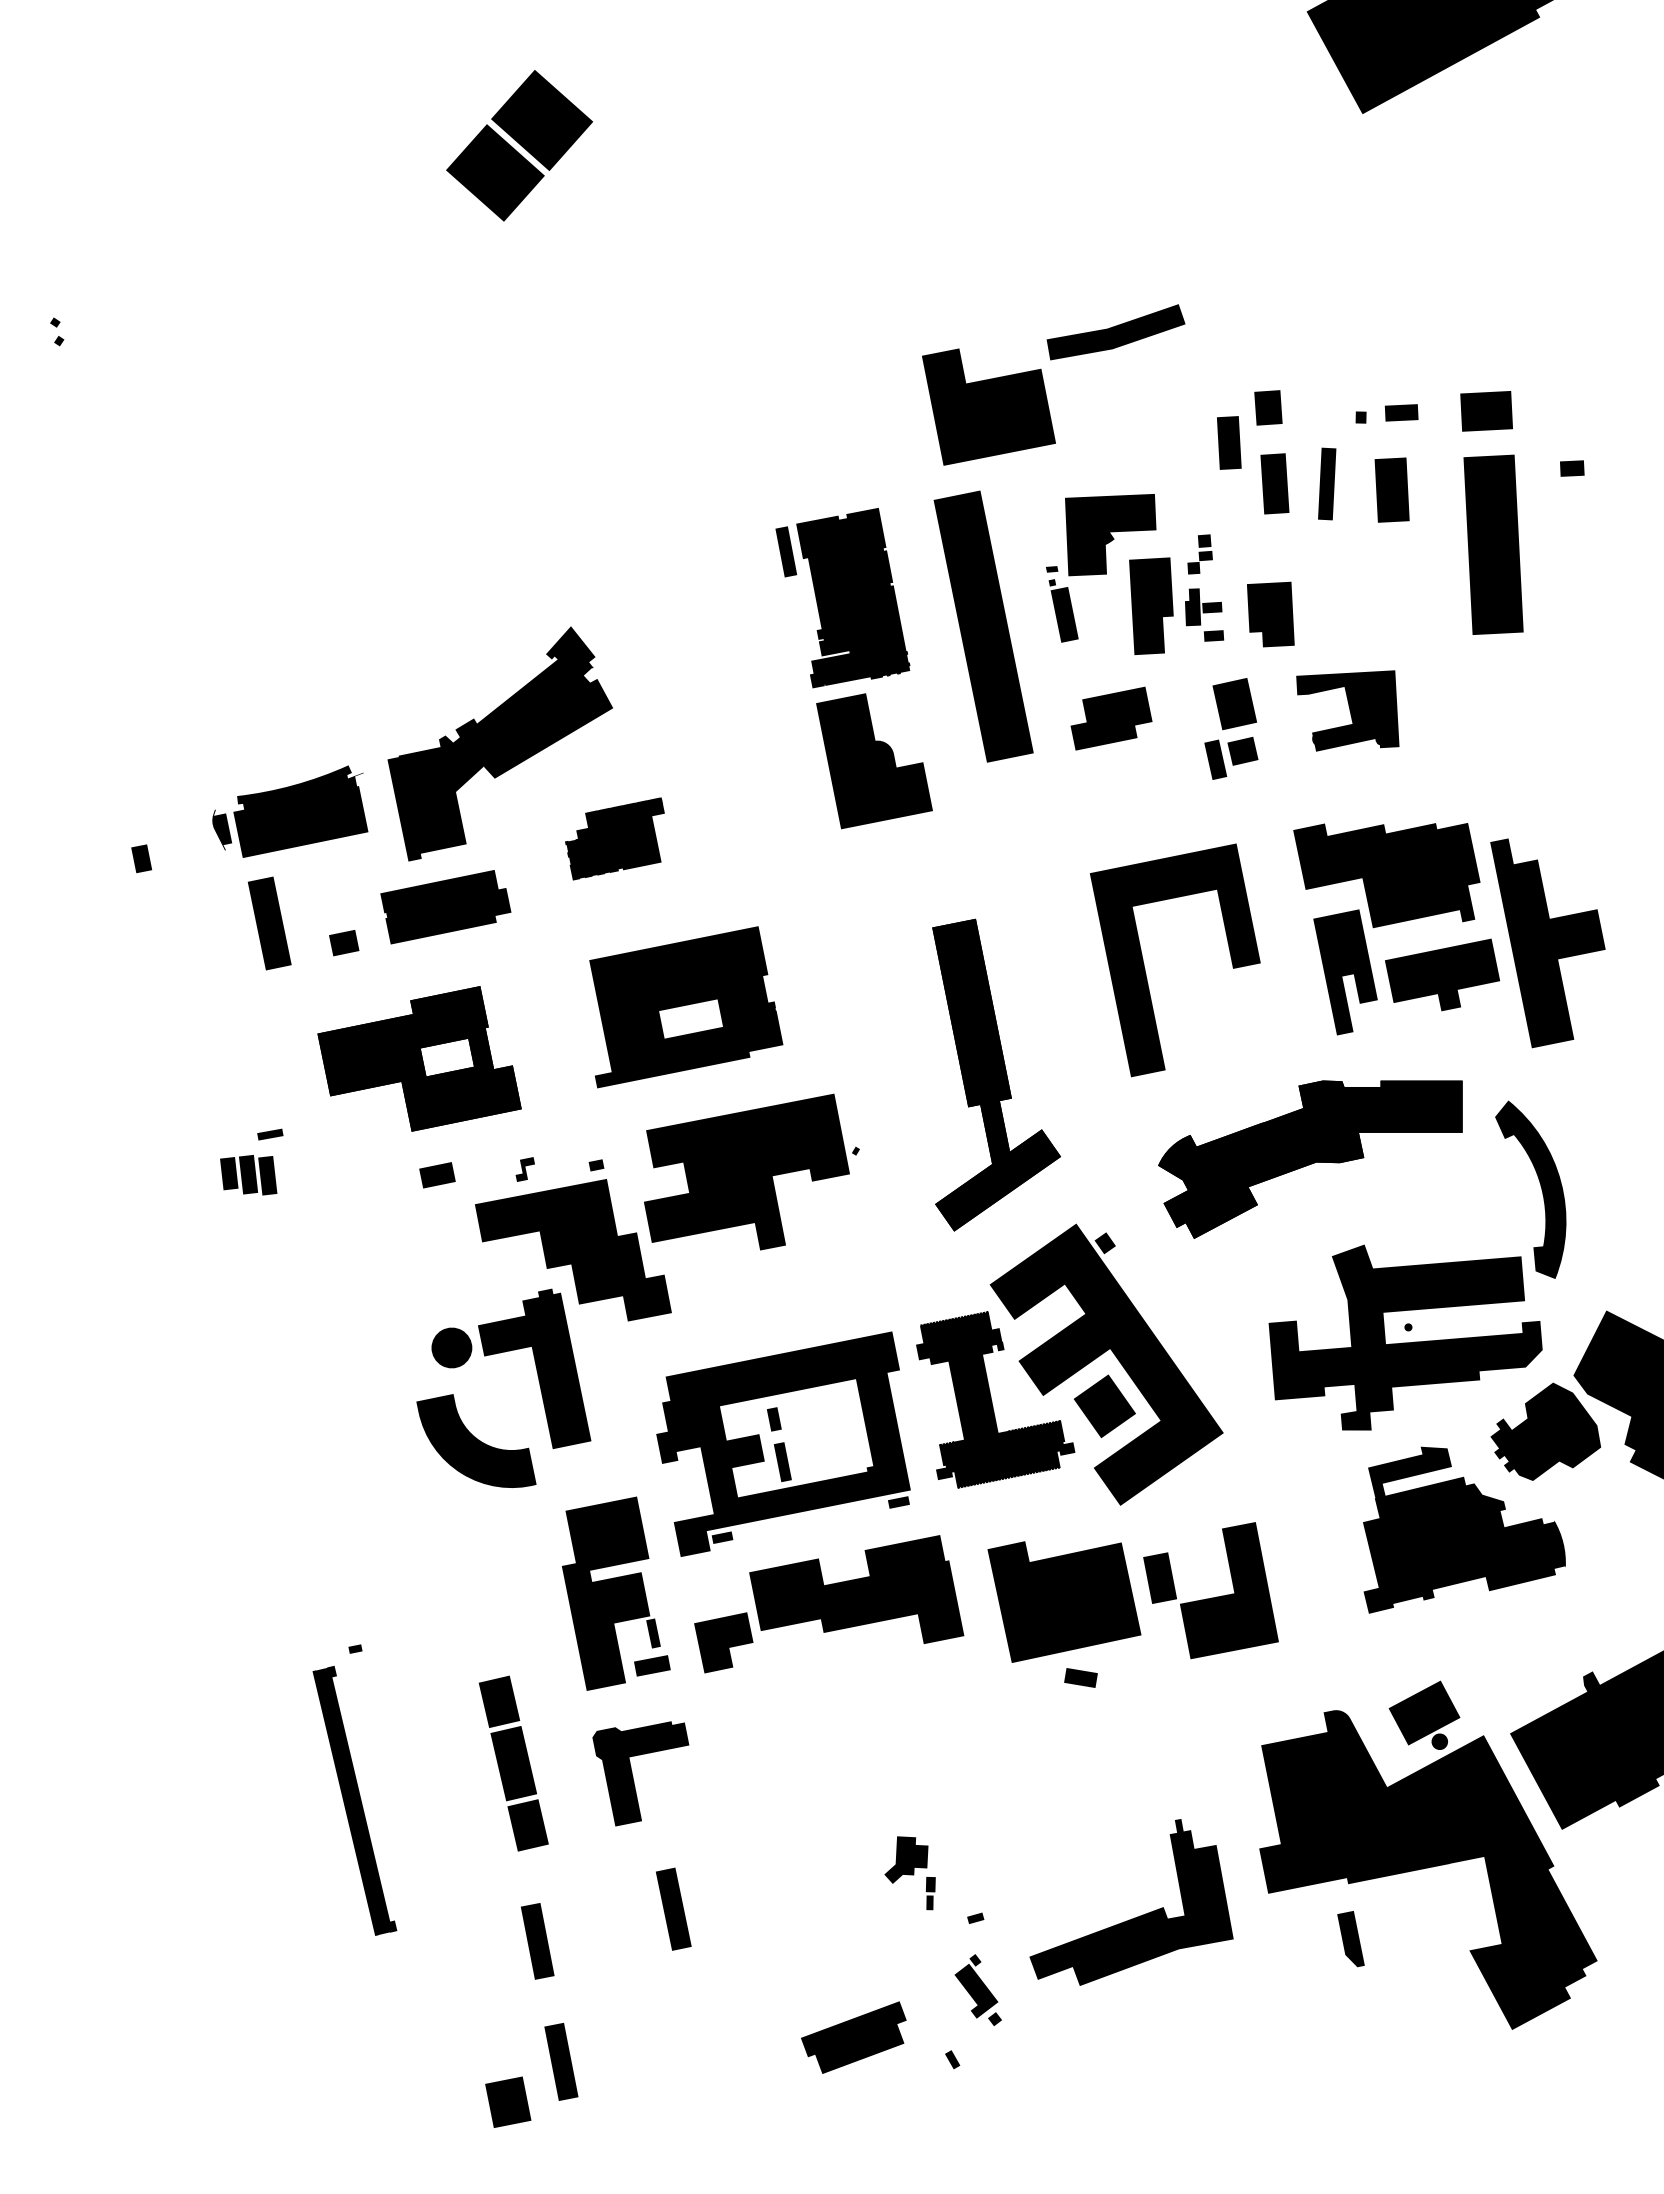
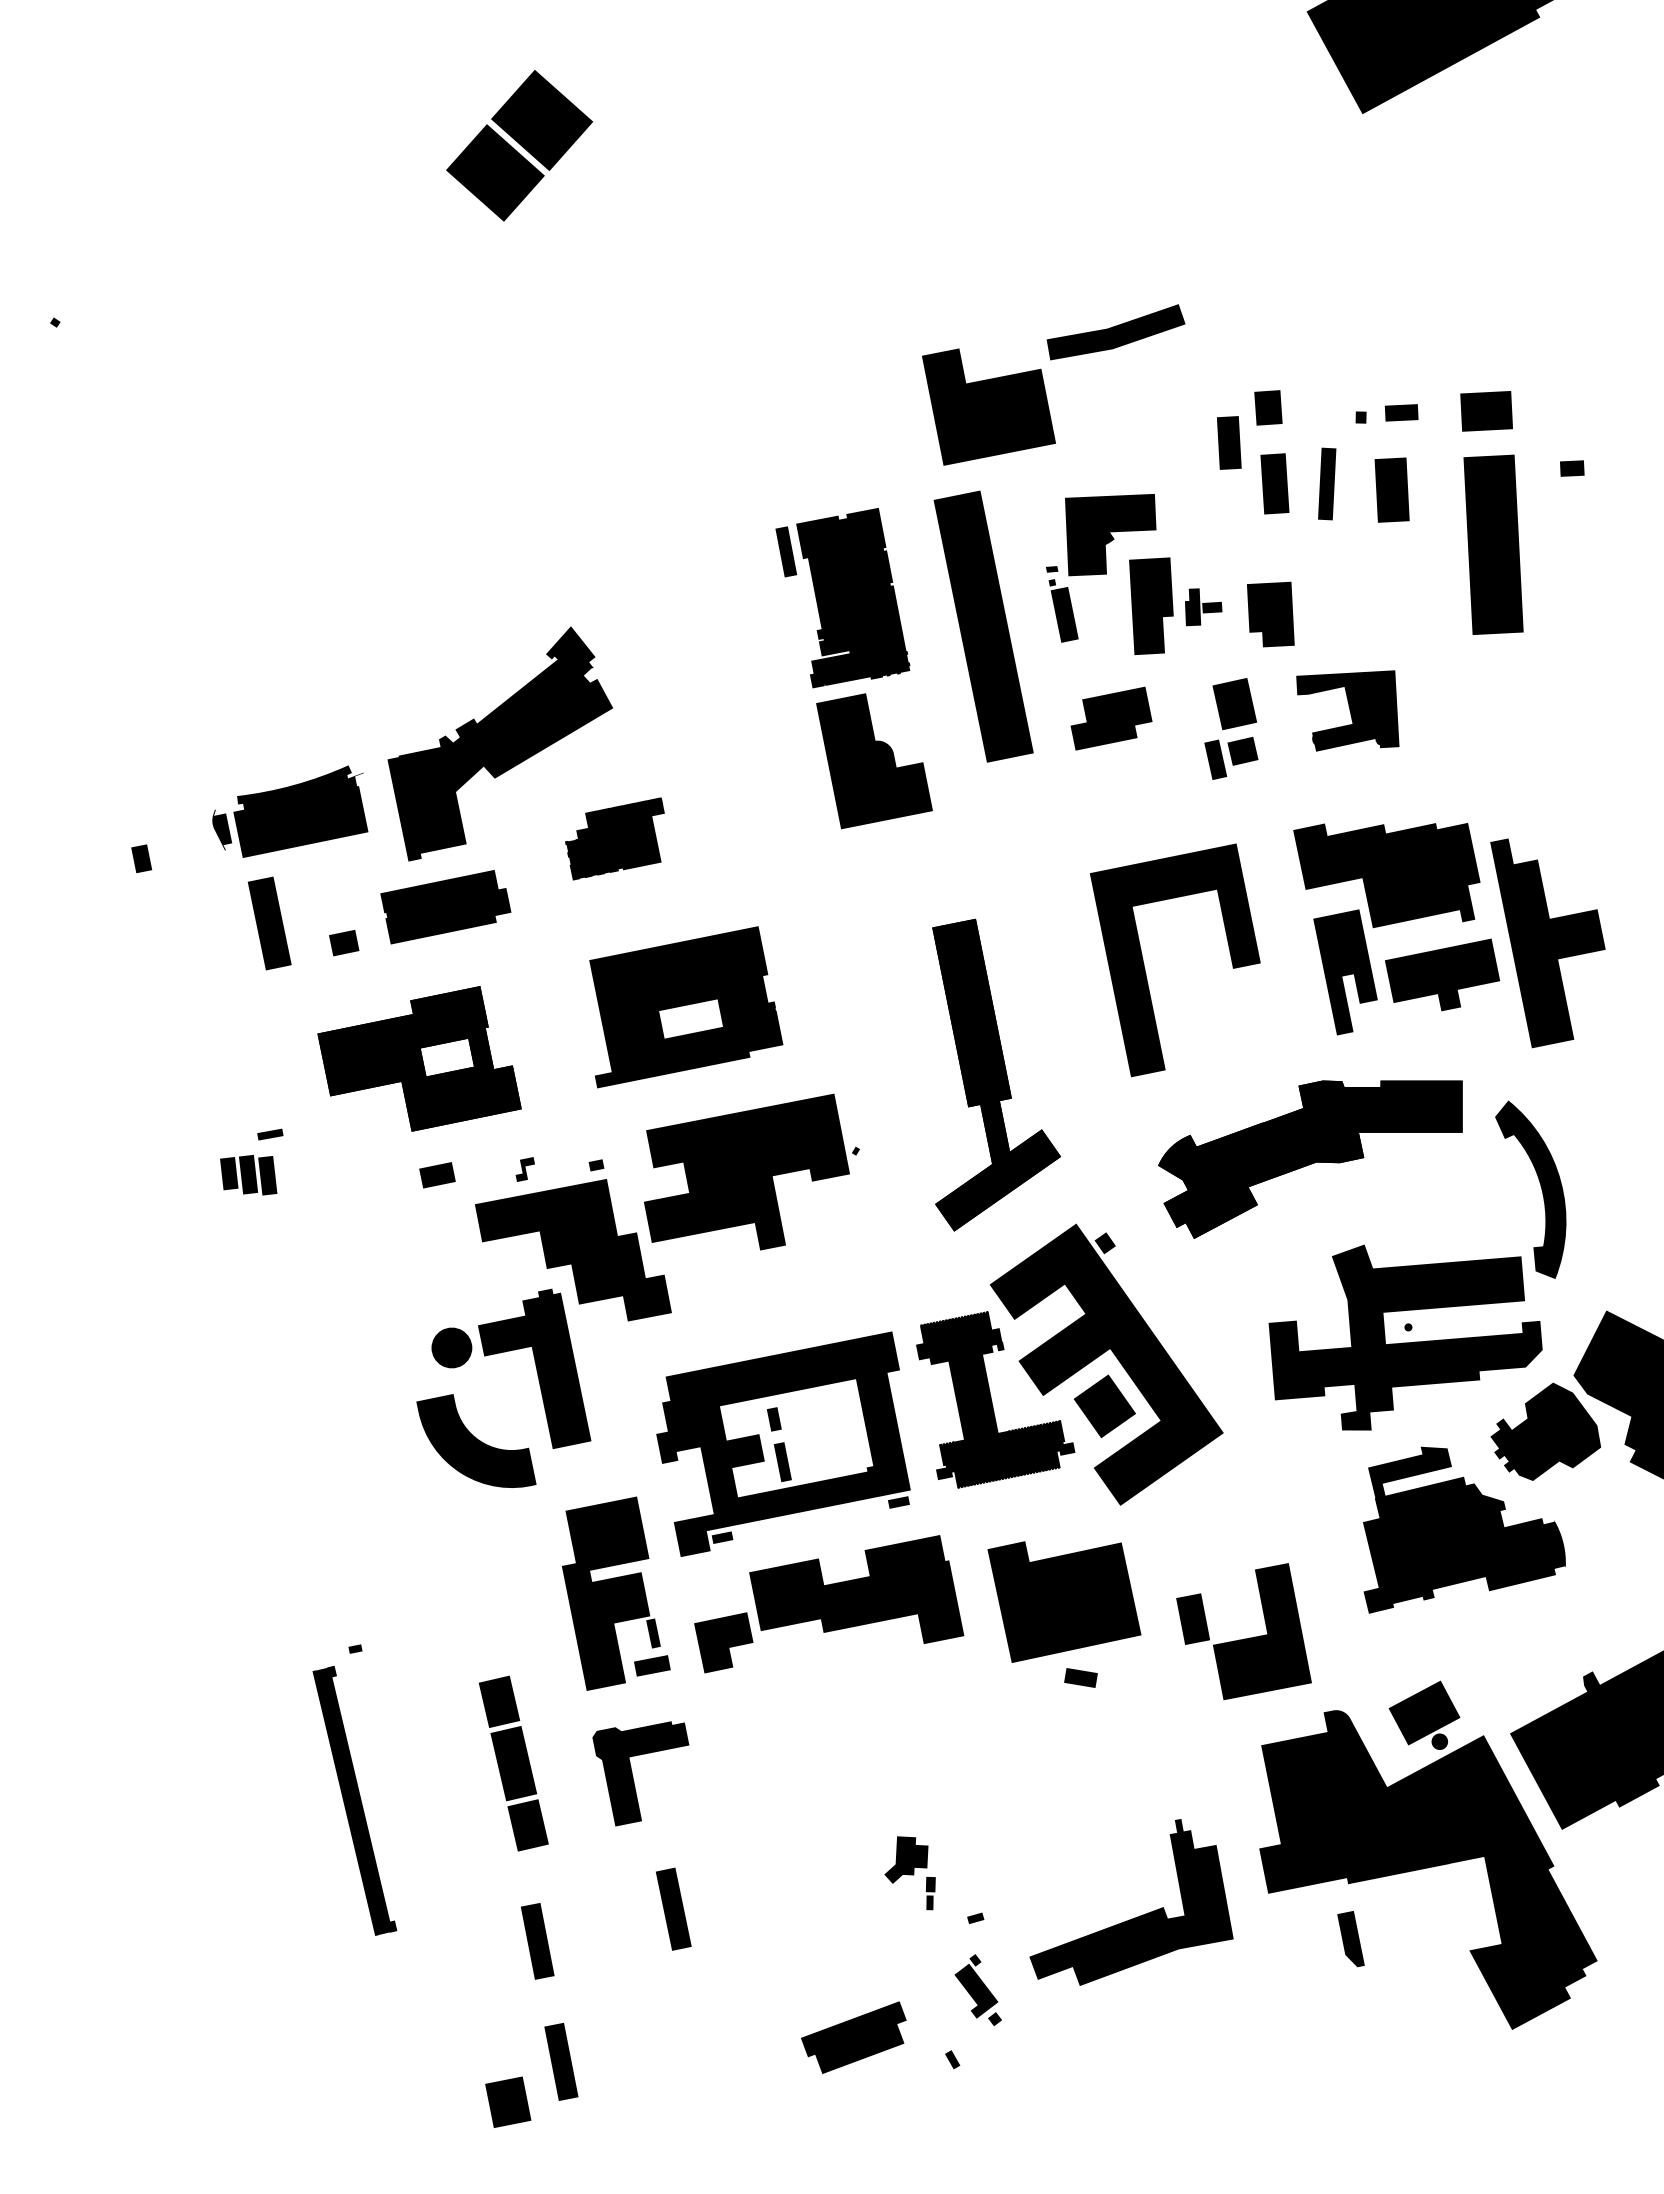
fill: present -> none (59, 340)
part: present -> none (1199, 554)
fill: present -> none (1213, 635)
part position: (1211, 1597) -> (1244, 1638) (1244, 1638)
